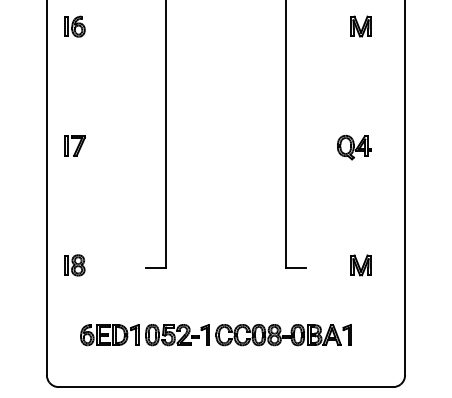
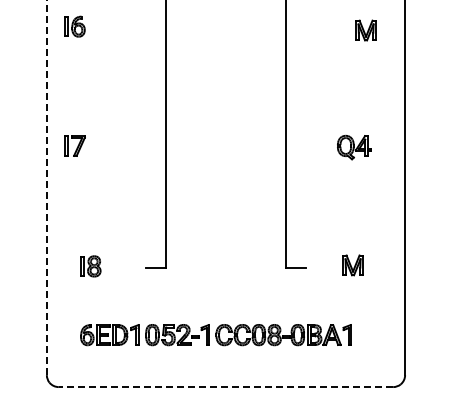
part position: (360, 26) -> (365, 30) (365, 30)
line: solid -> dashed (46, 187)
part position: (74, 265) -> (90, 266) (90, 266)
part position: (360, 265) -> (352, 265) (352, 265)
line: solid -> dashed (225, 387)
